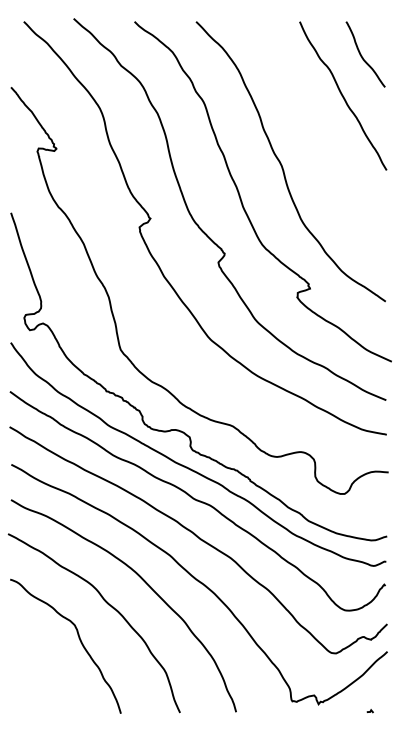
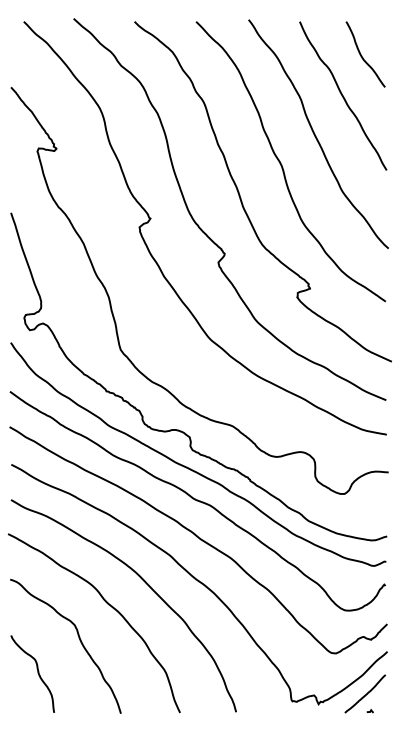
curve: none -> present (316, 135)
curve: none -> present (37, 673)
curve: none -> present (365, 694)
